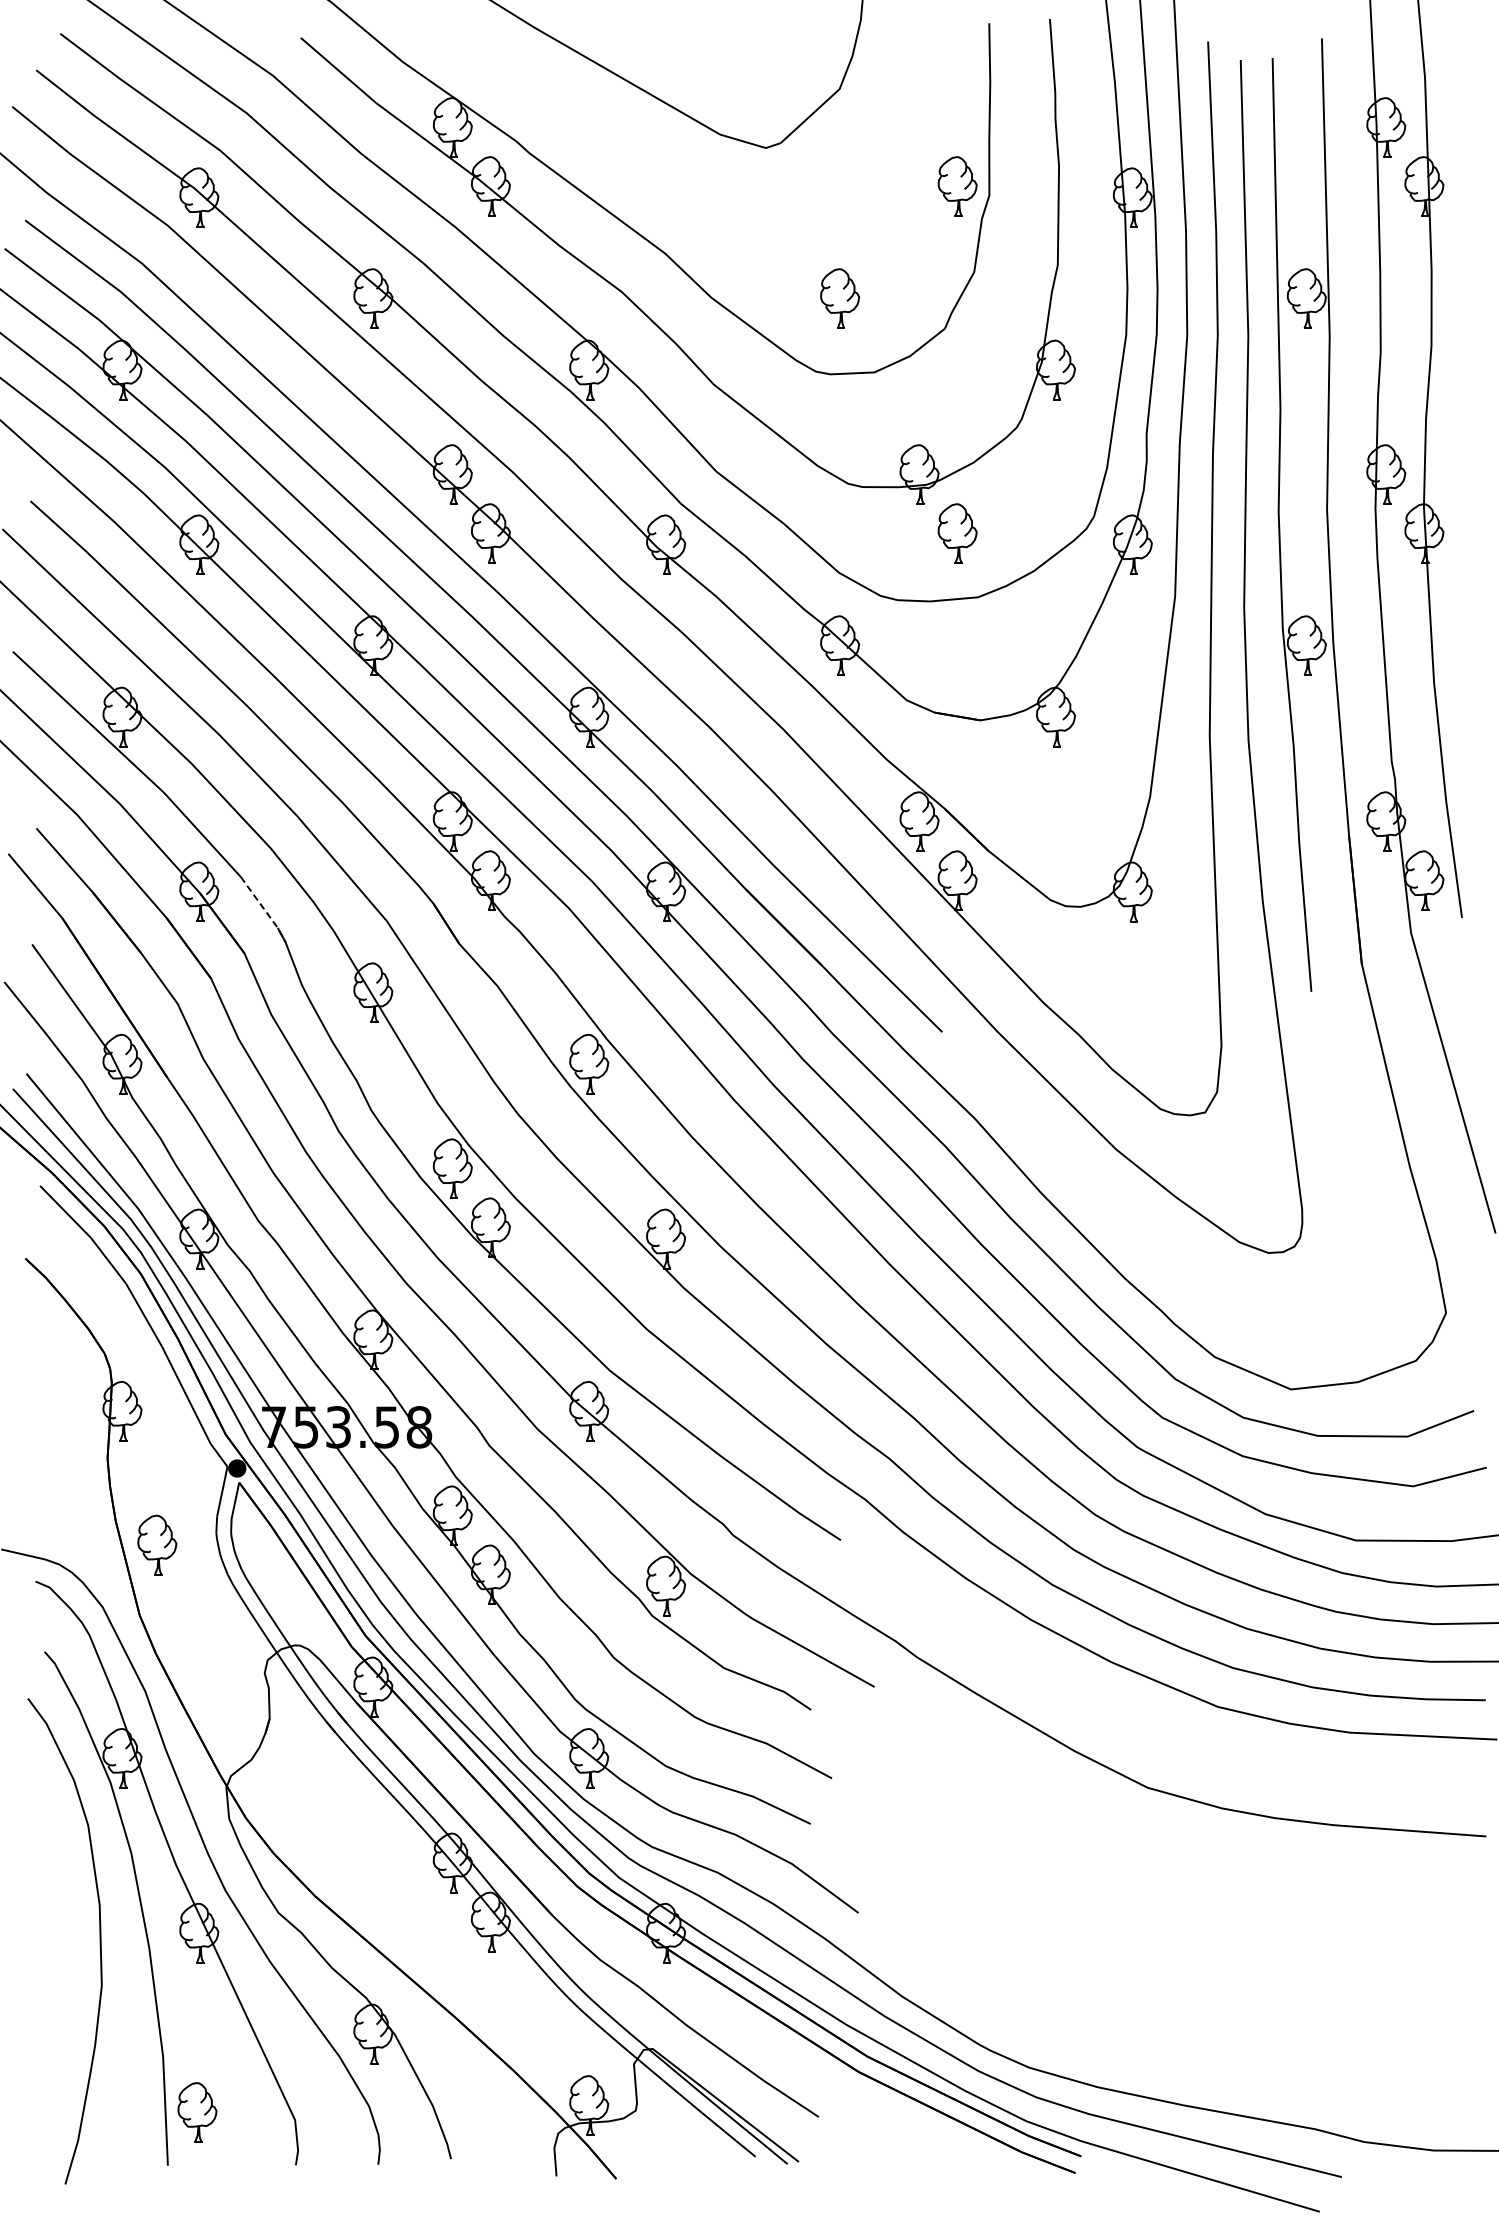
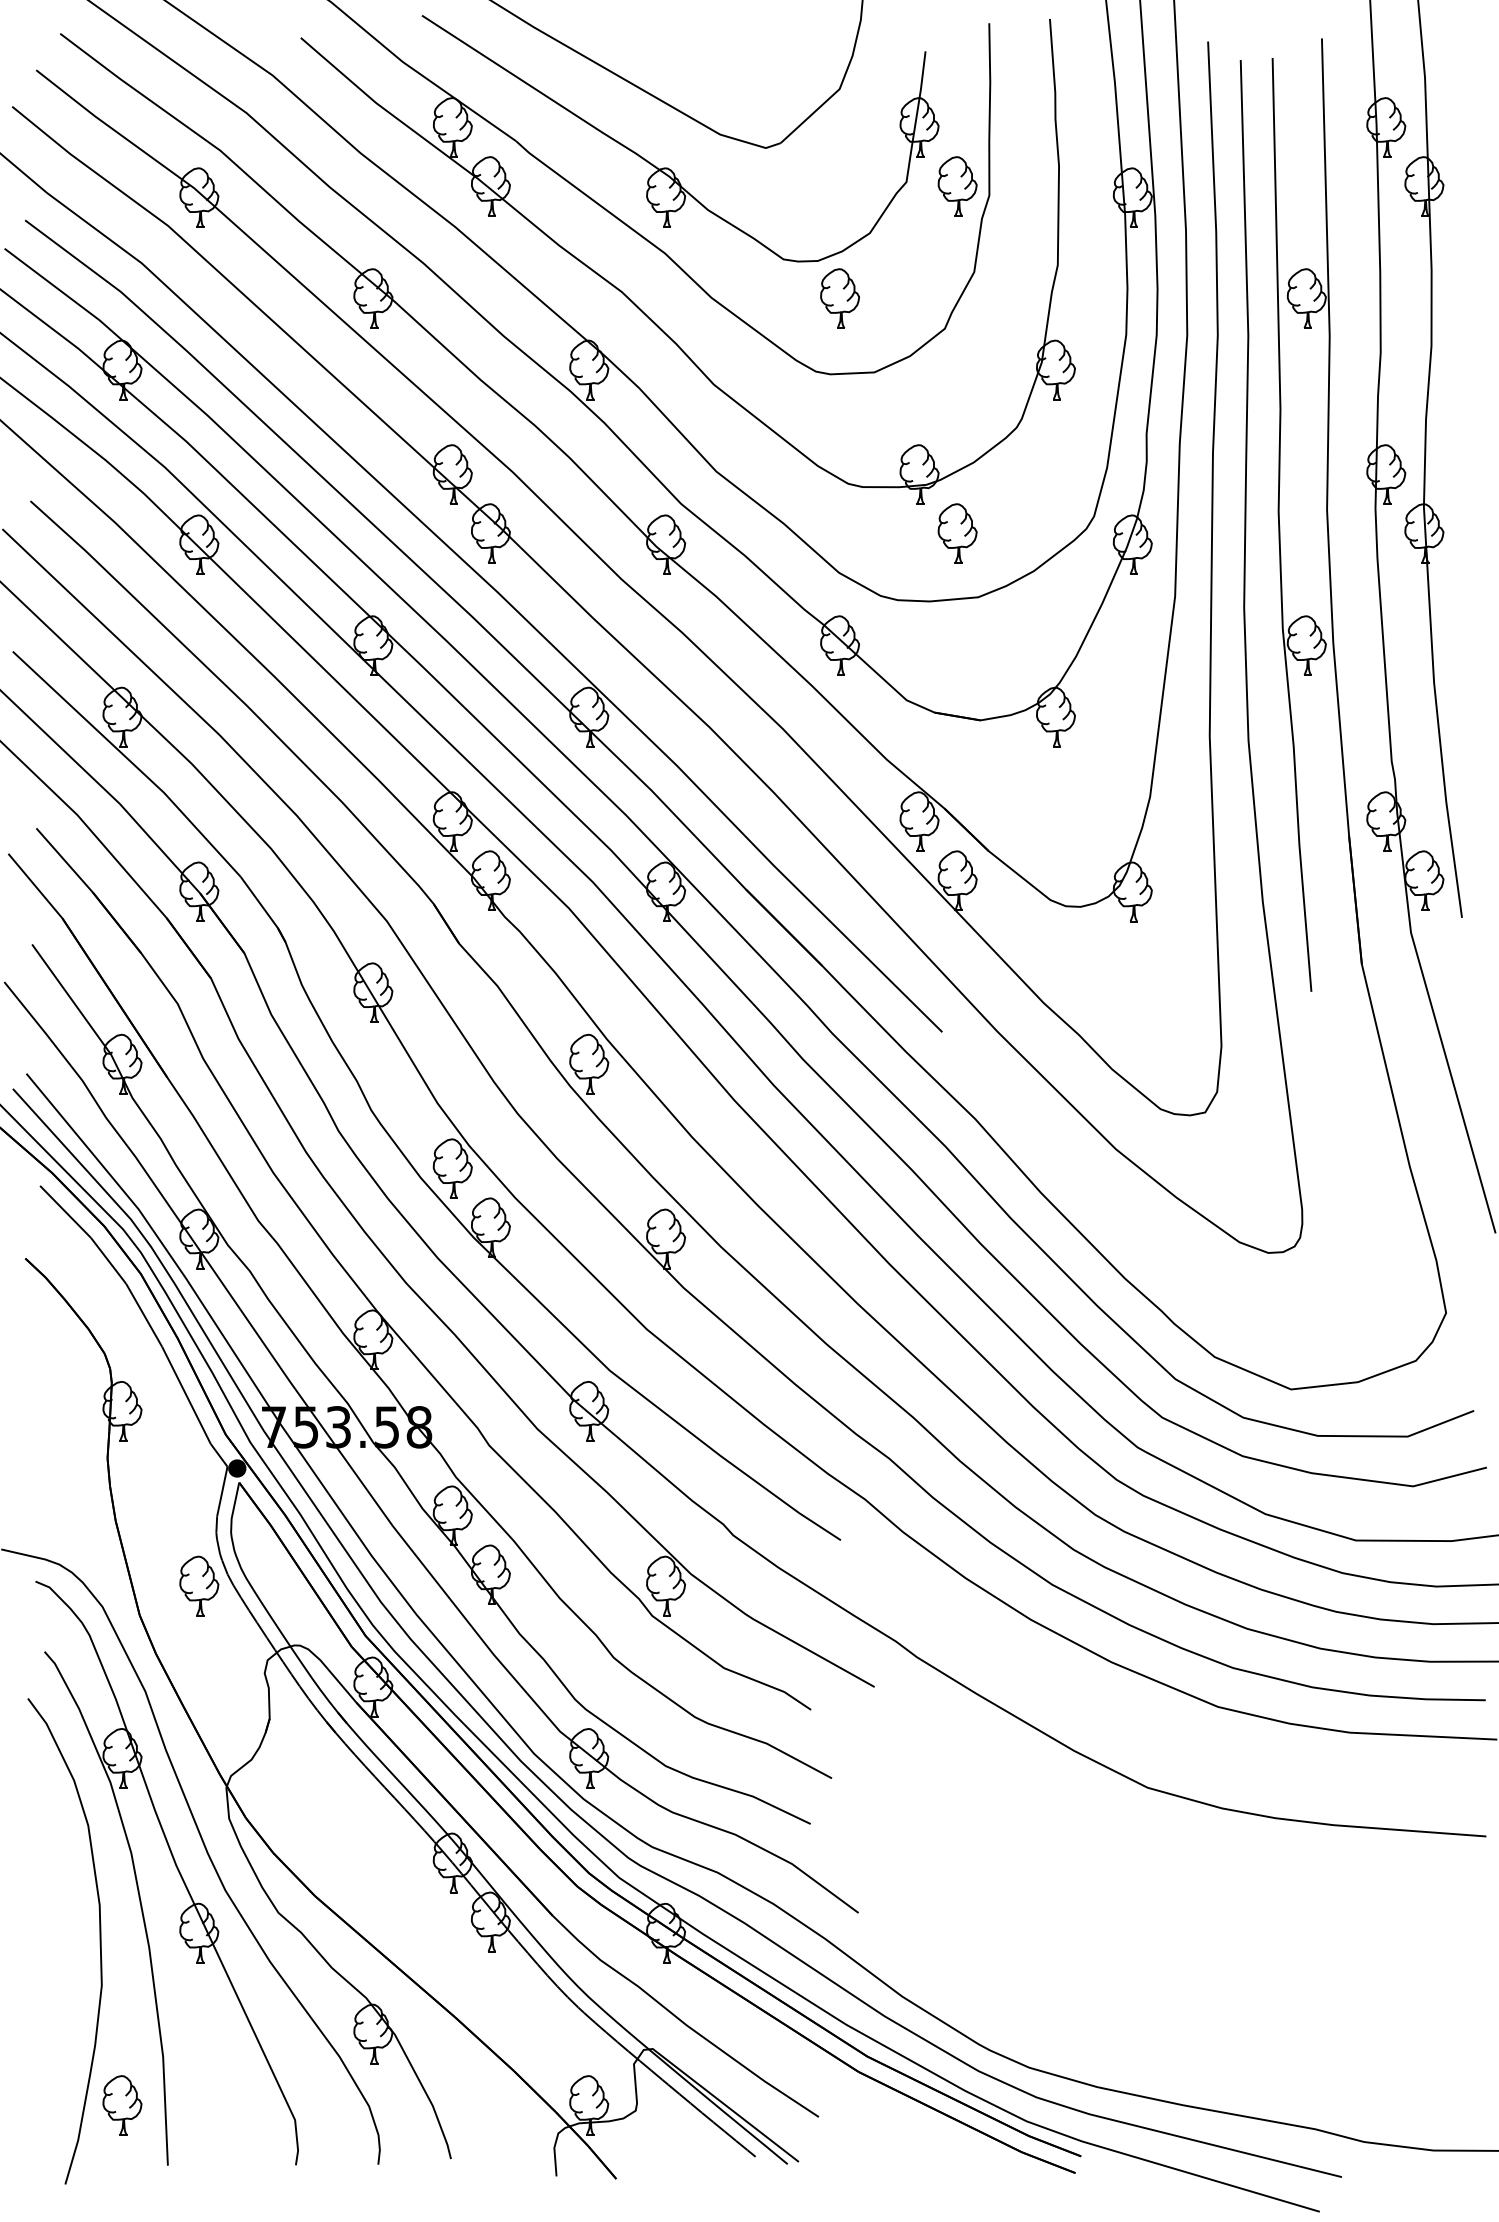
part: none -> present (667, 167)
line: dashed -> solid (264, 909)
part position: (157, 1544) -> (199, 1585) (199, 1585)
part position: (197, 2112) -> (122, 2105) (122, 2105)
